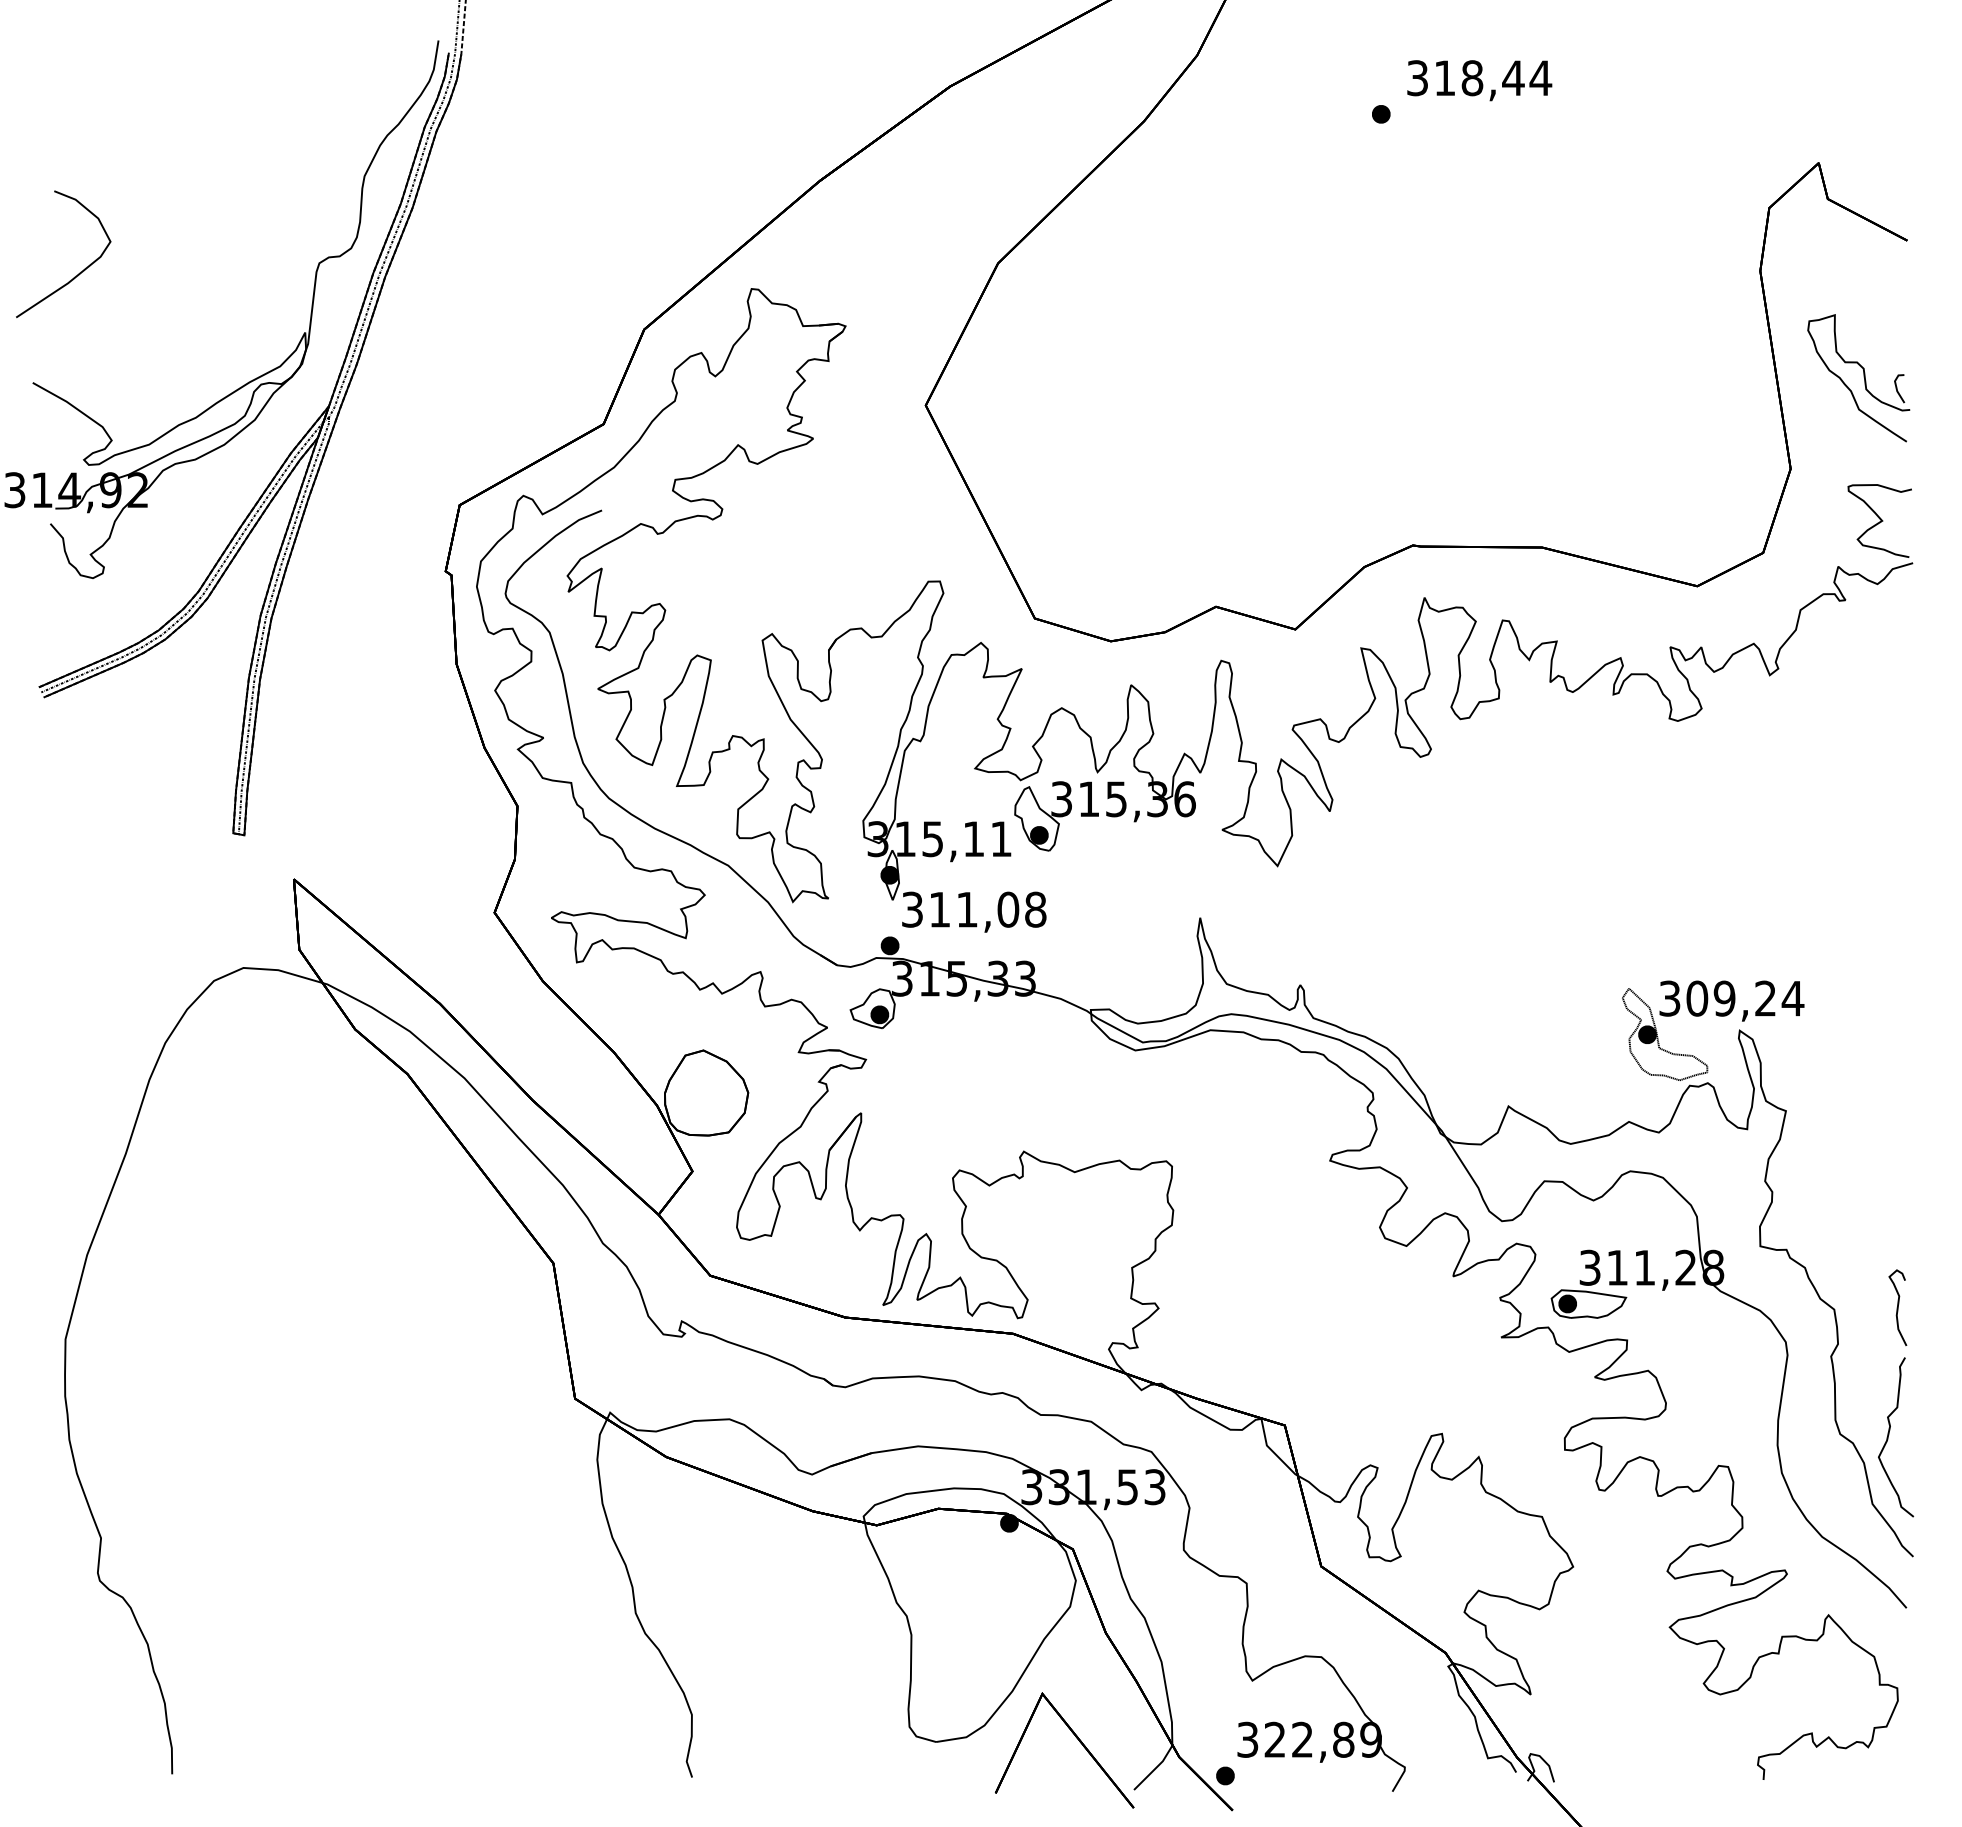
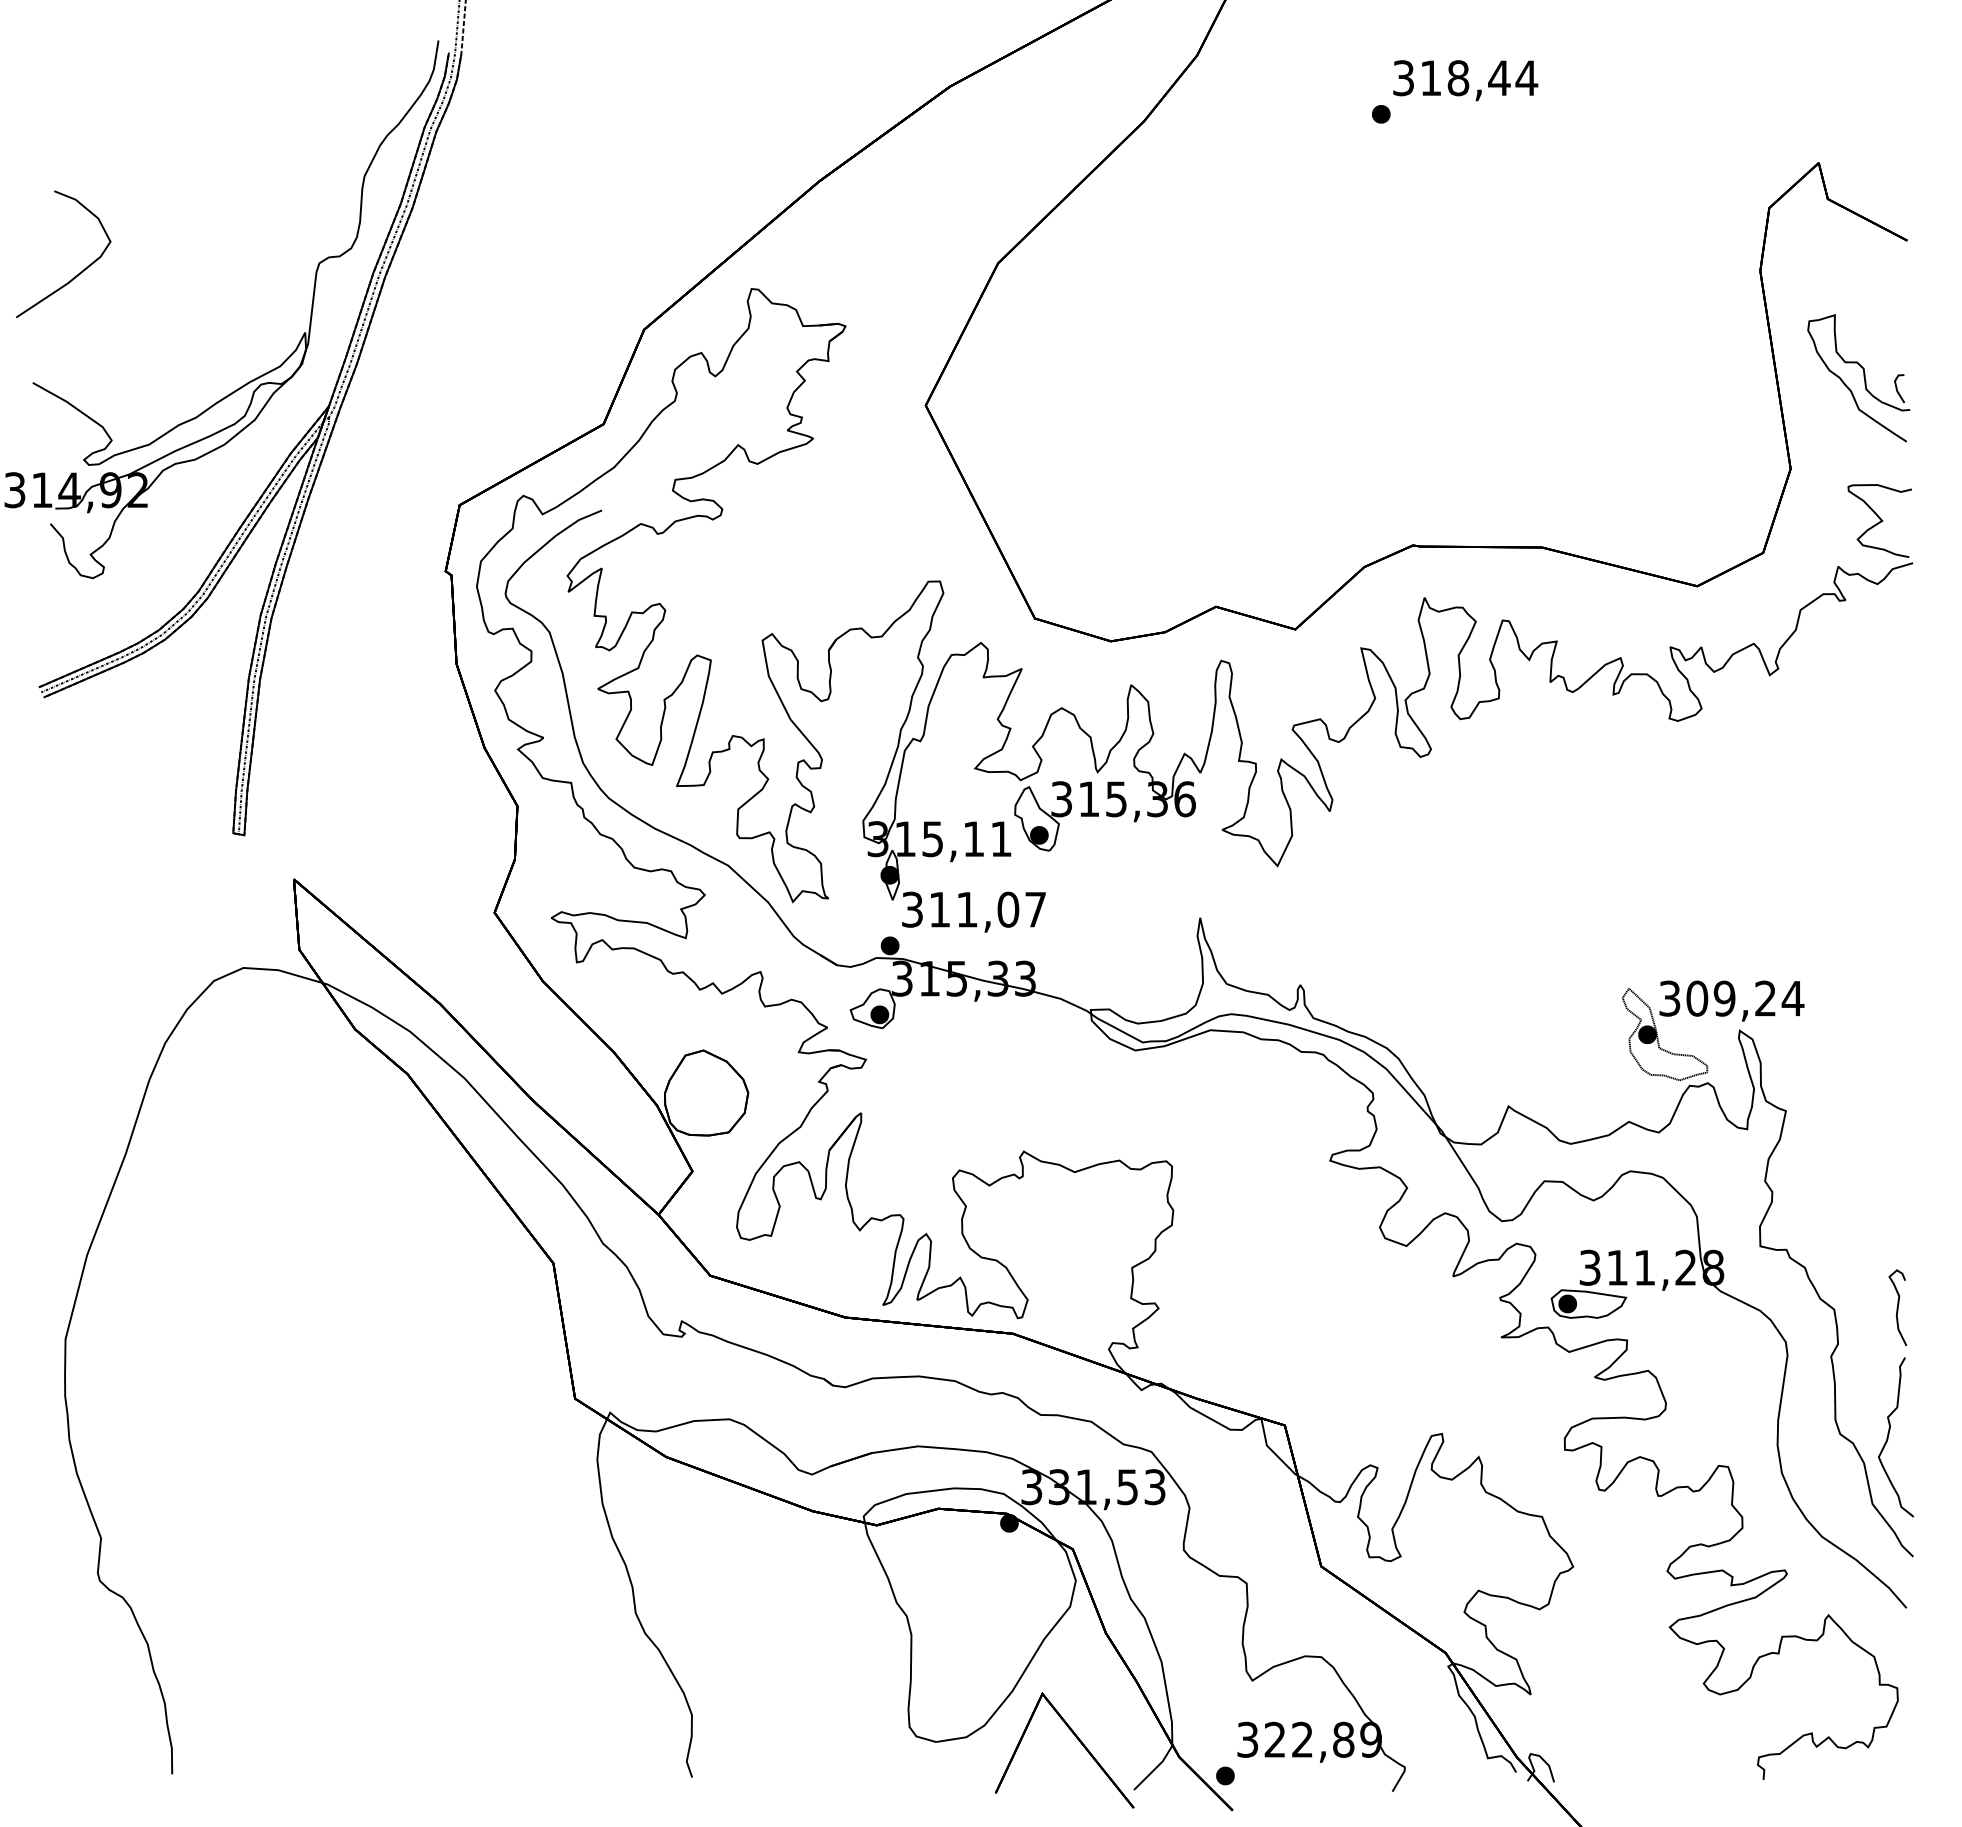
text position: (1479, 80) -> (1465, 80) (1465, 80)
text: 311,08 -> 311,07 (1035, 909)
